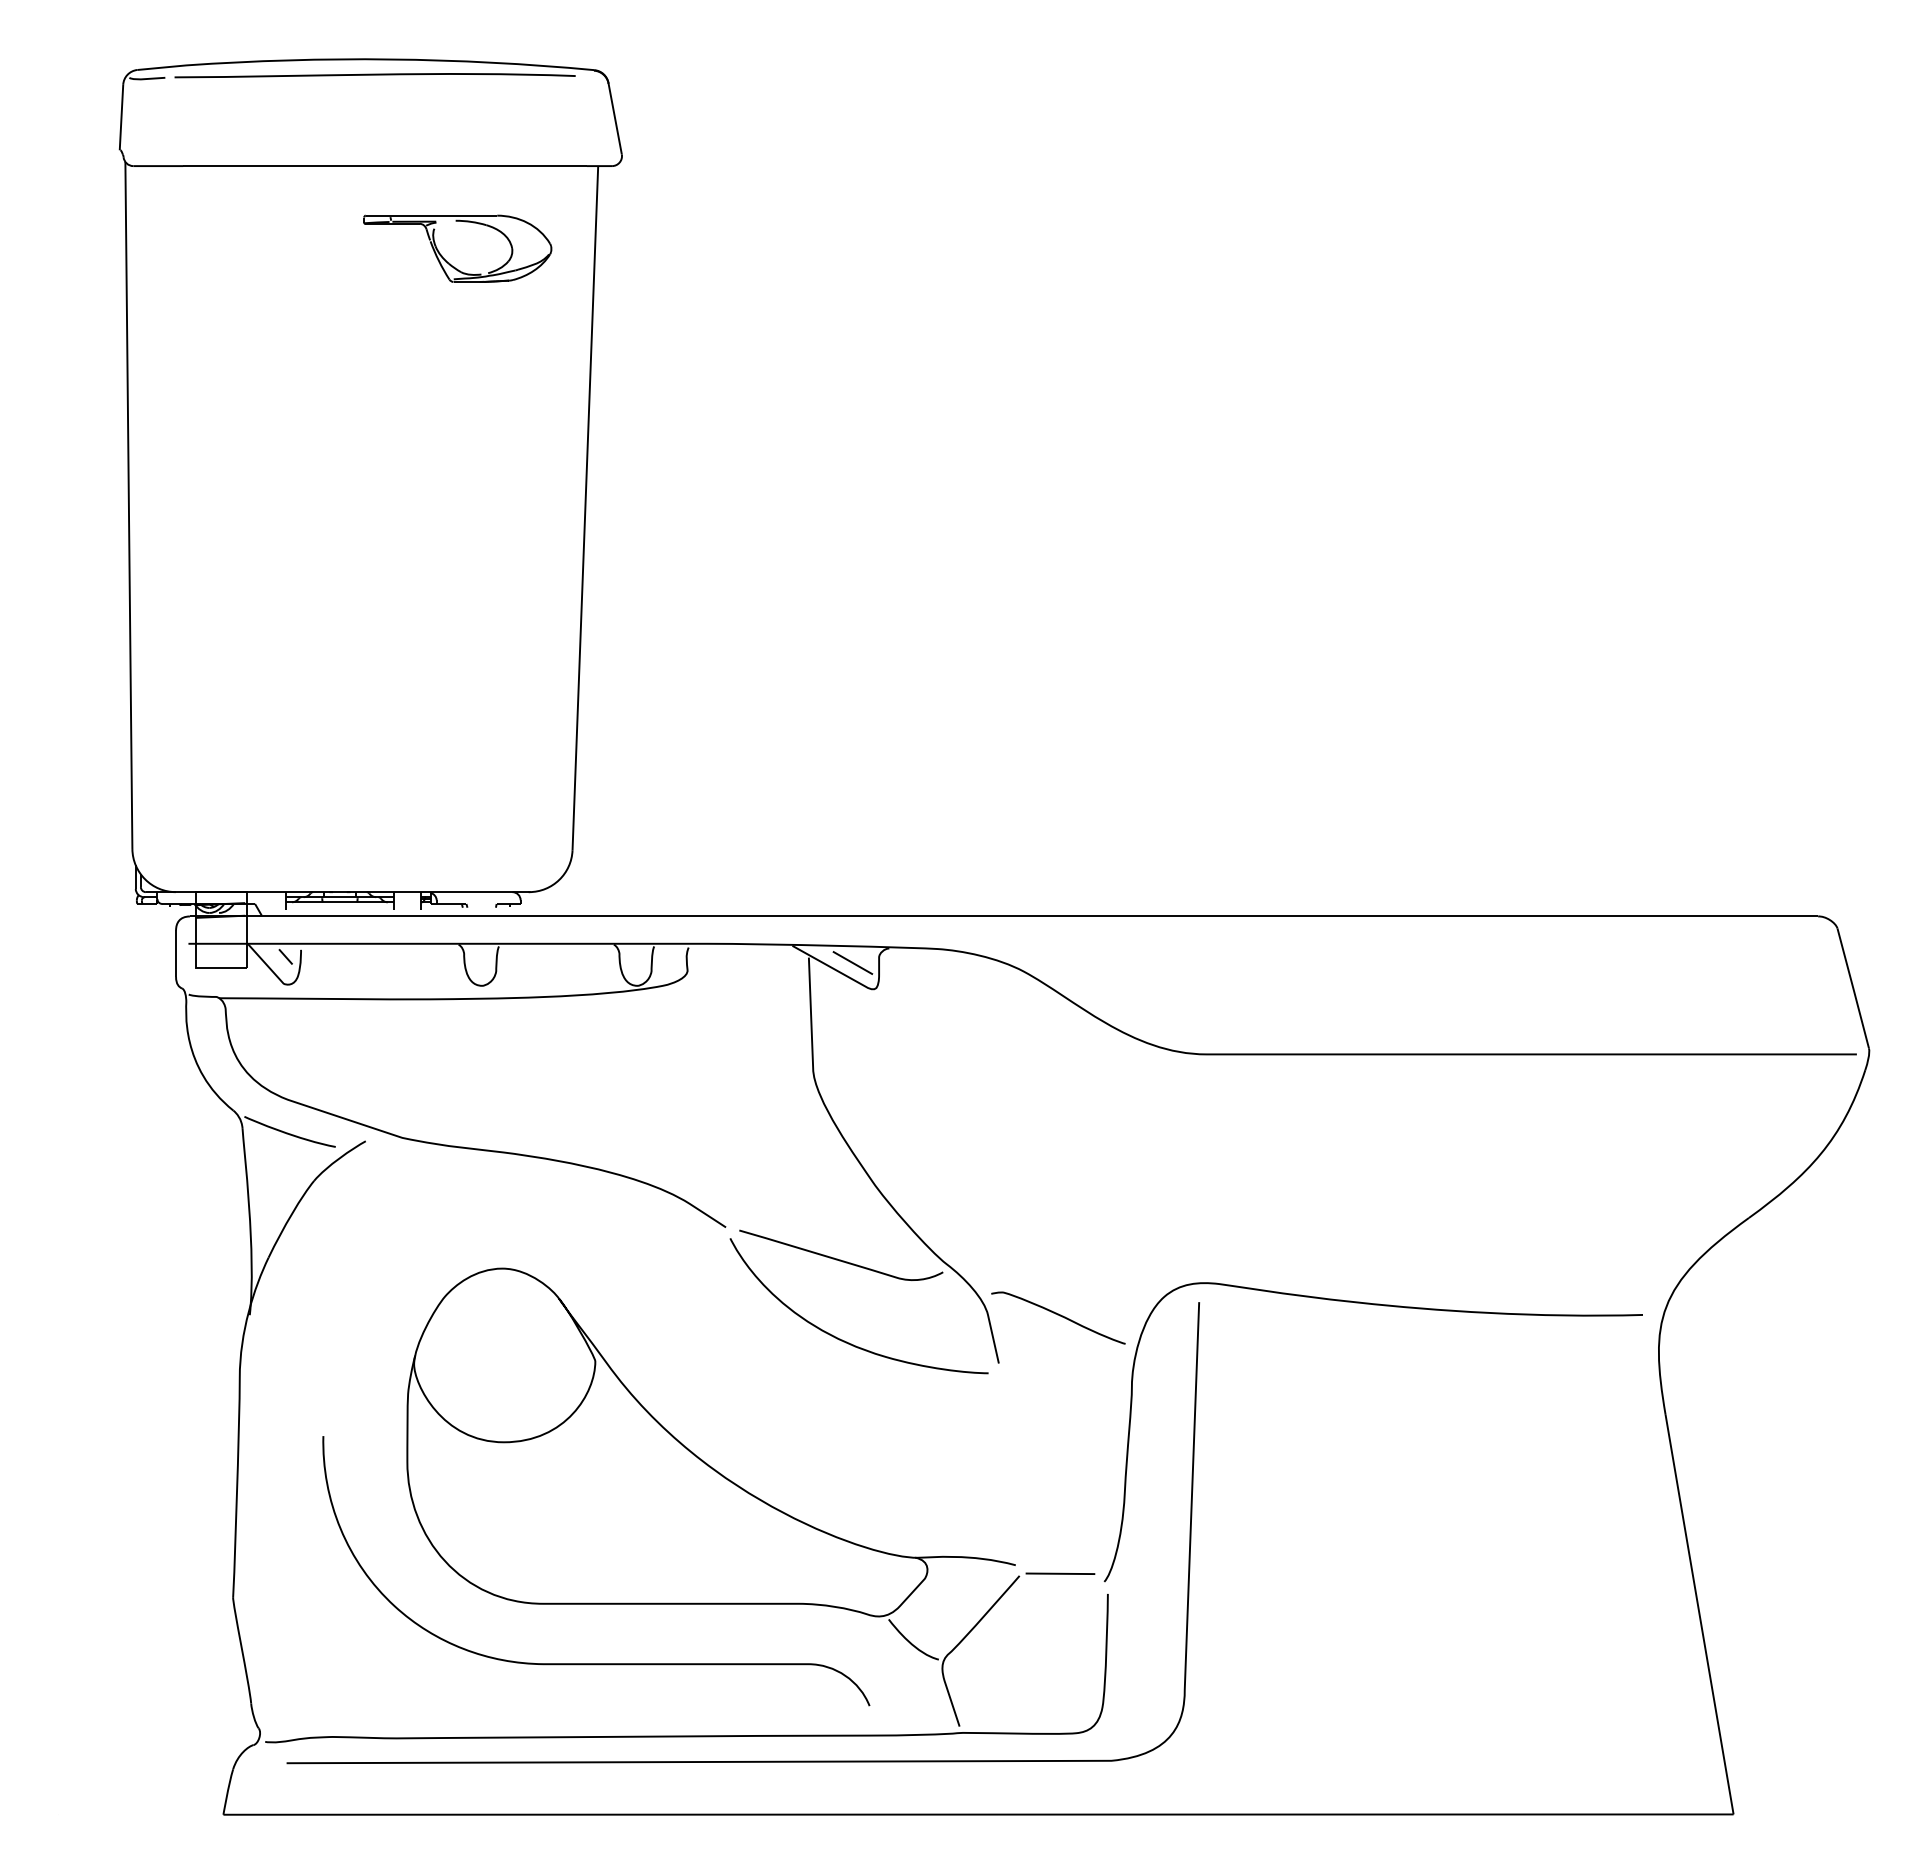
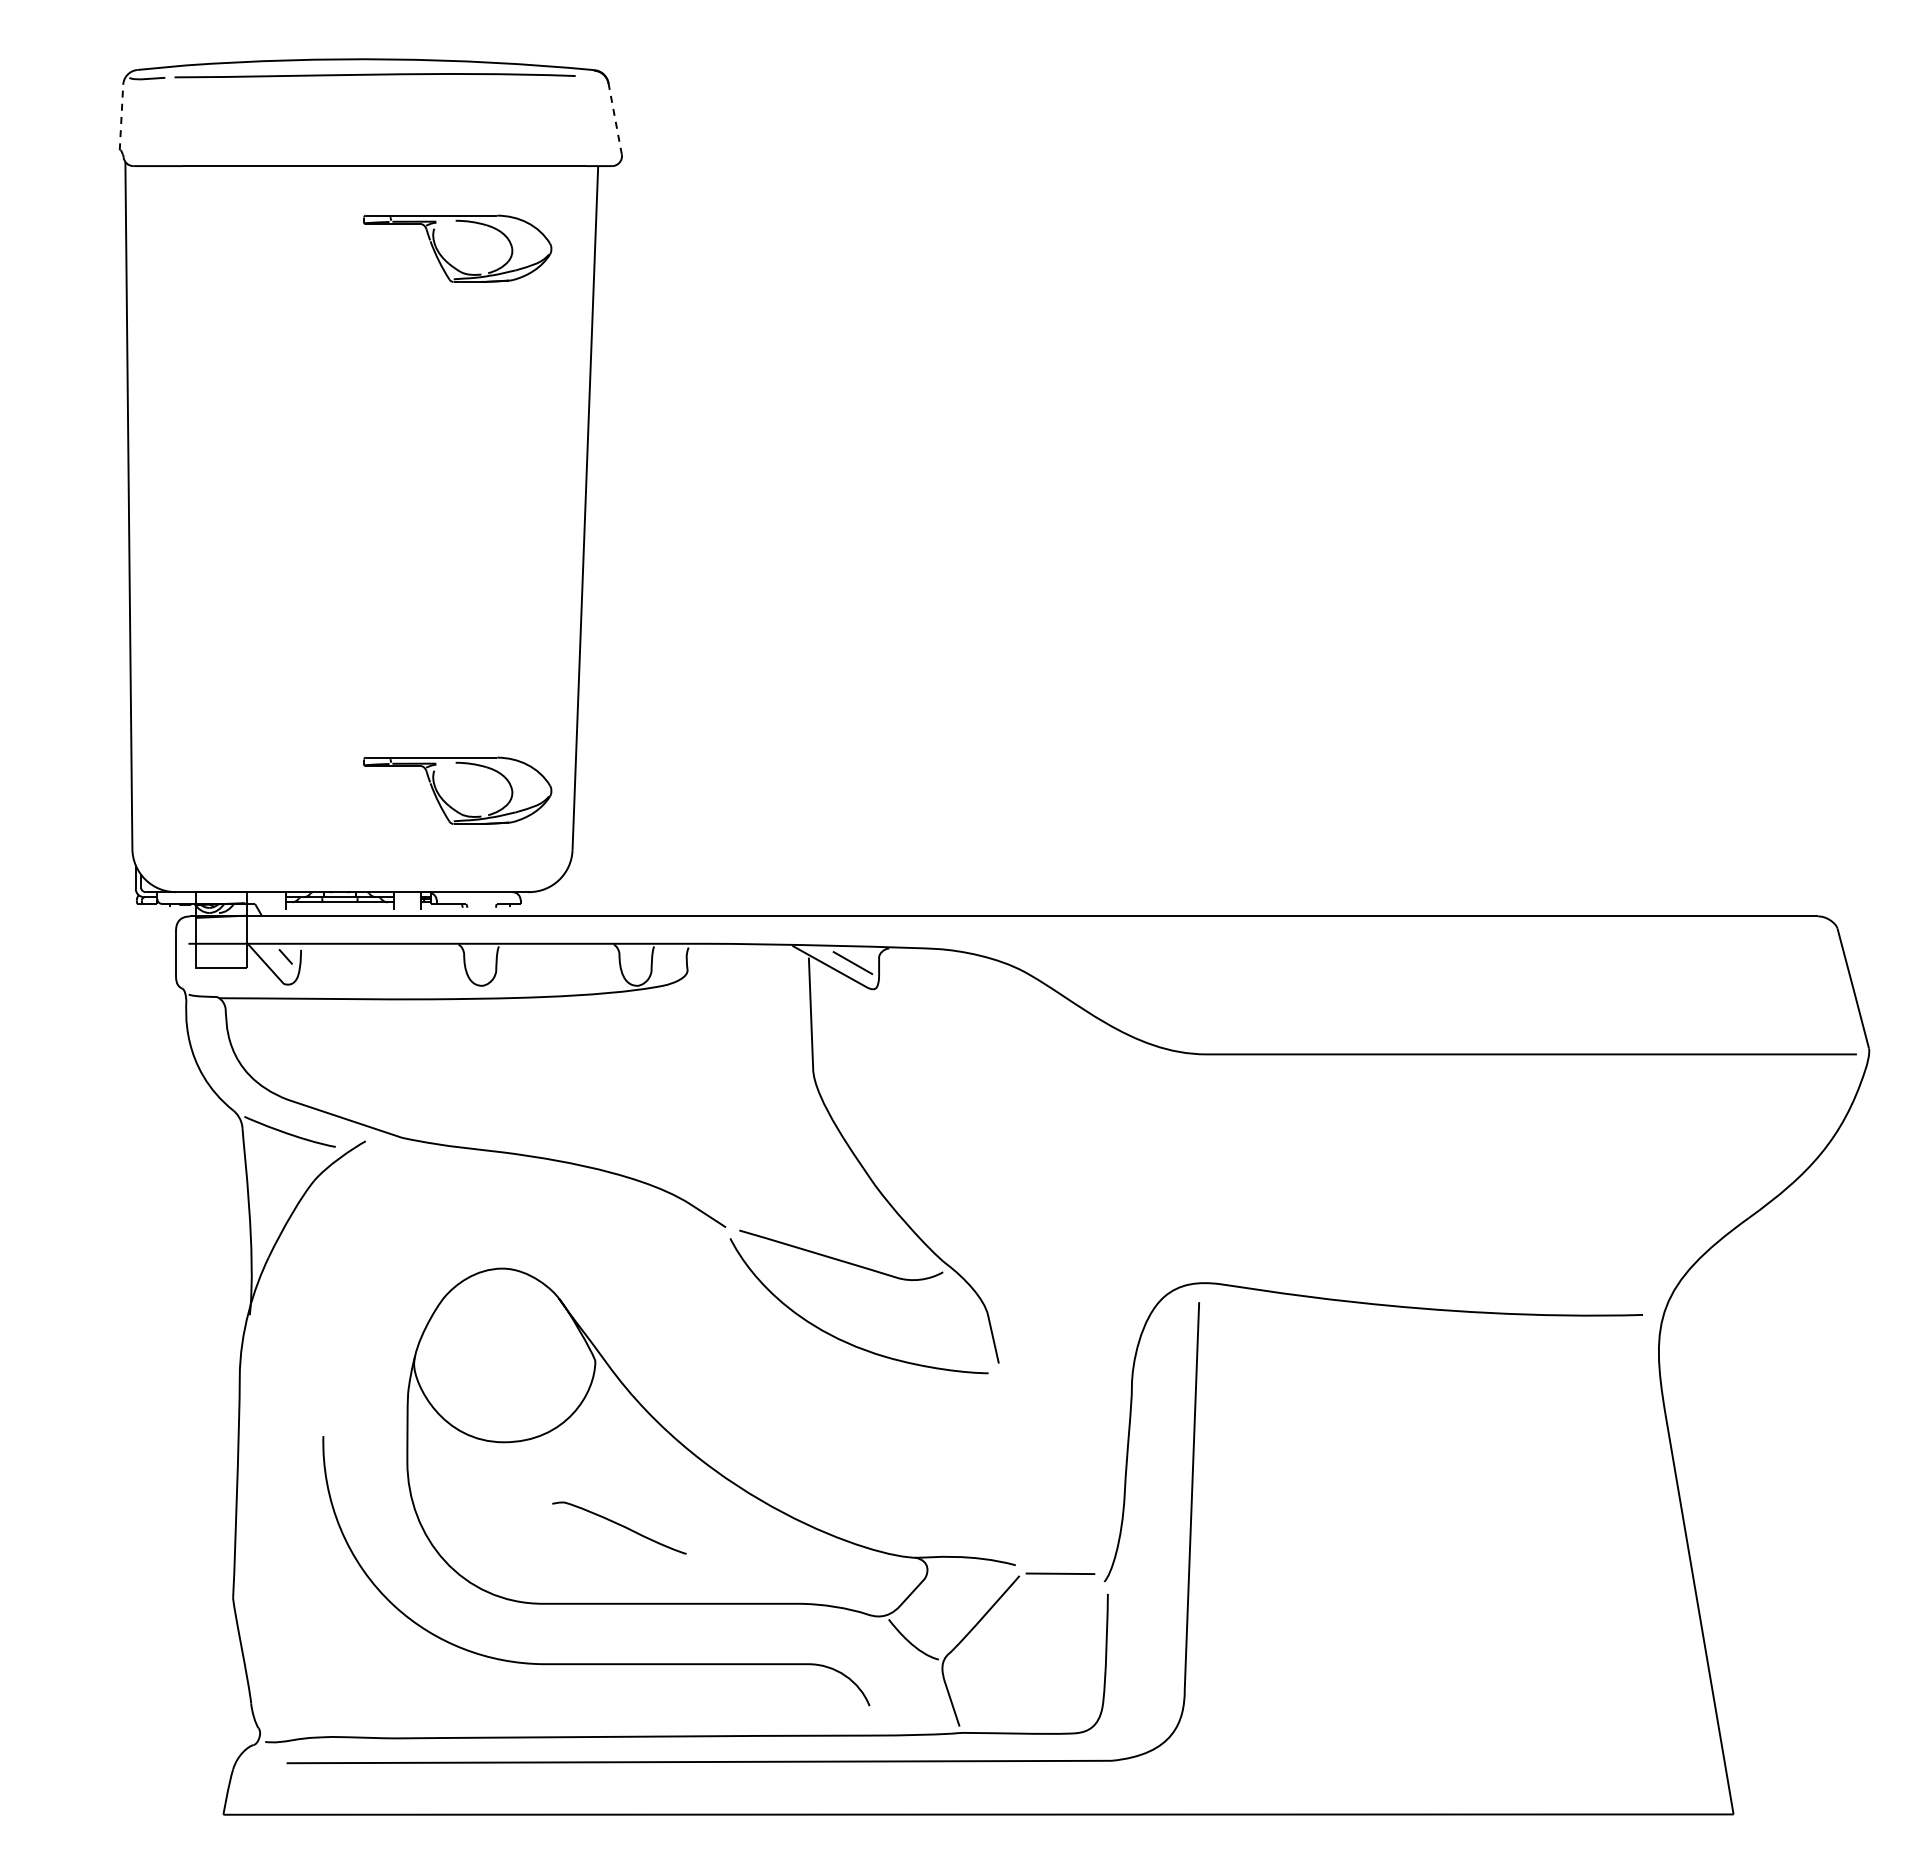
line: solid -> dashed (121, 117)
line: solid -> dashed (615, 119)
part: none -> present (457, 790)
curve position: (1059, 1316) -> (620, 1526) (620, 1526)
